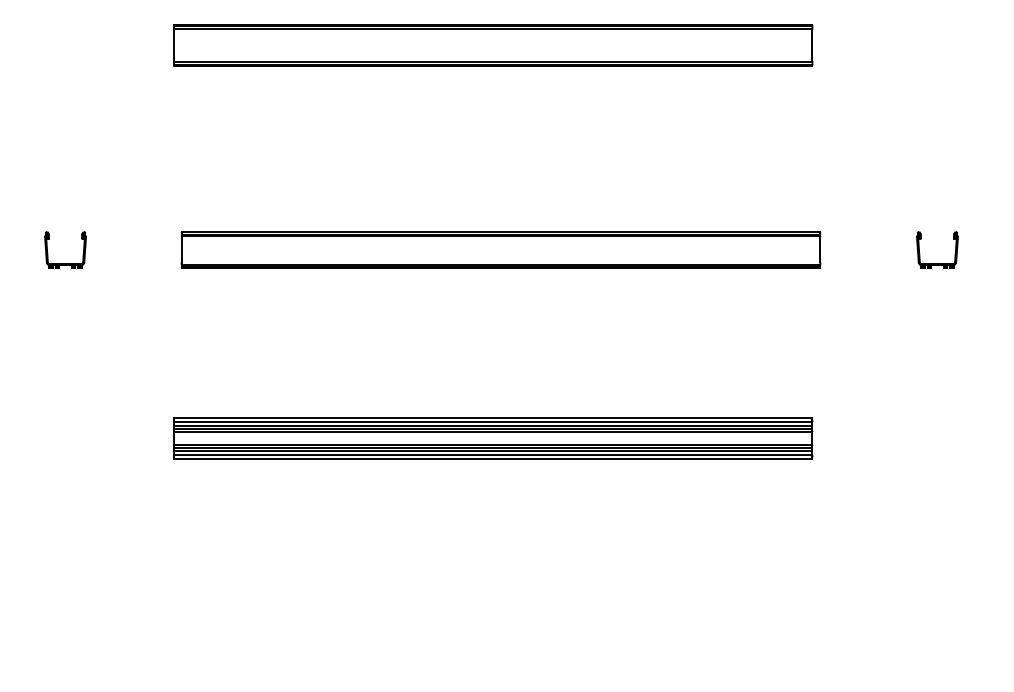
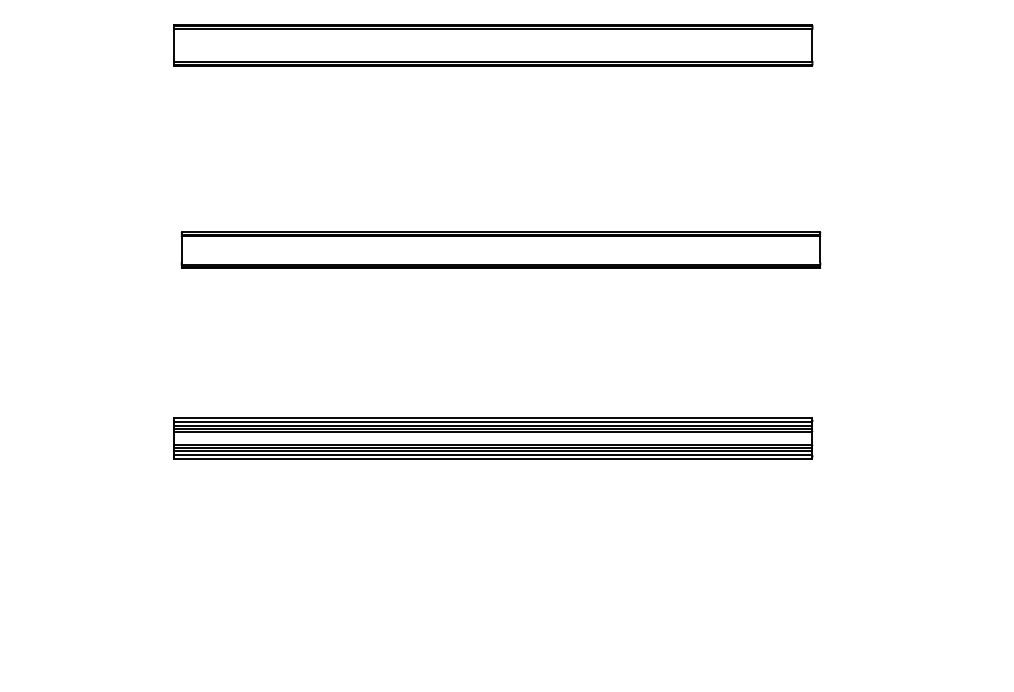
part: present -> none (65, 263)
part: present -> none (937, 263)
